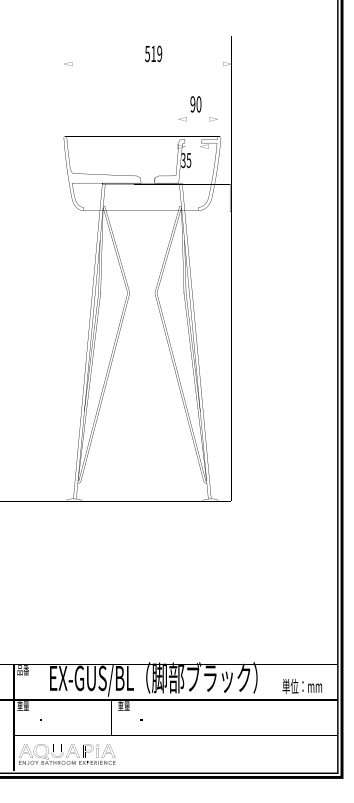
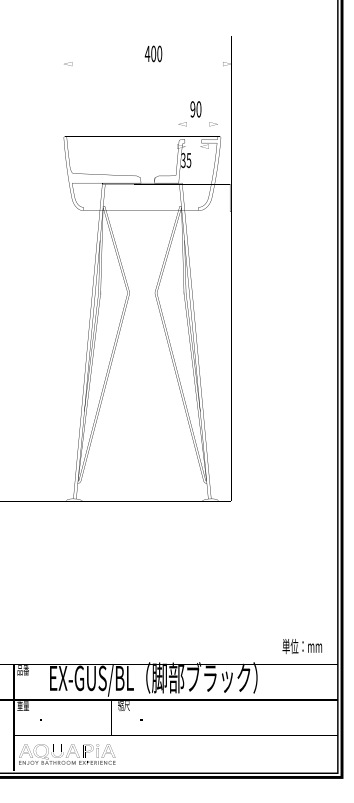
text: 519 -> 400 (153, 53)
text position: (197, 108) -> (197, 113) (197, 113)
text position: (301, 686) -> (301, 646) (301, 646)
text: 重量 -> 縮尺 (123, 705)
